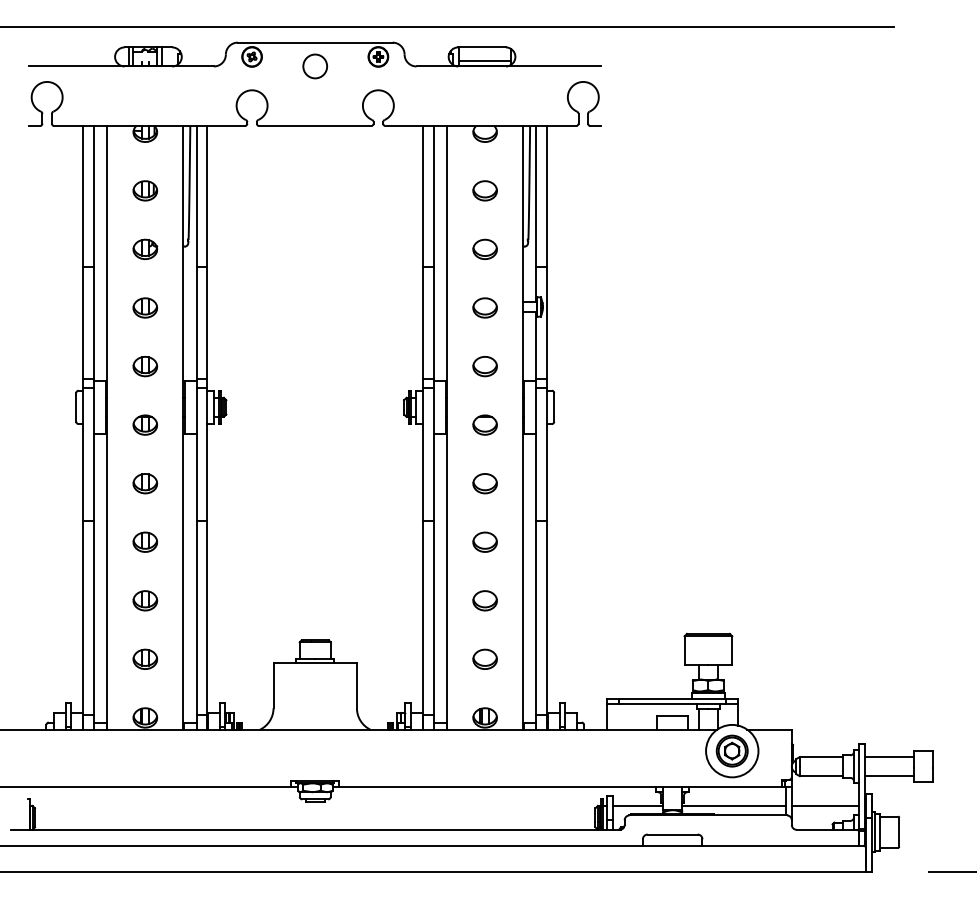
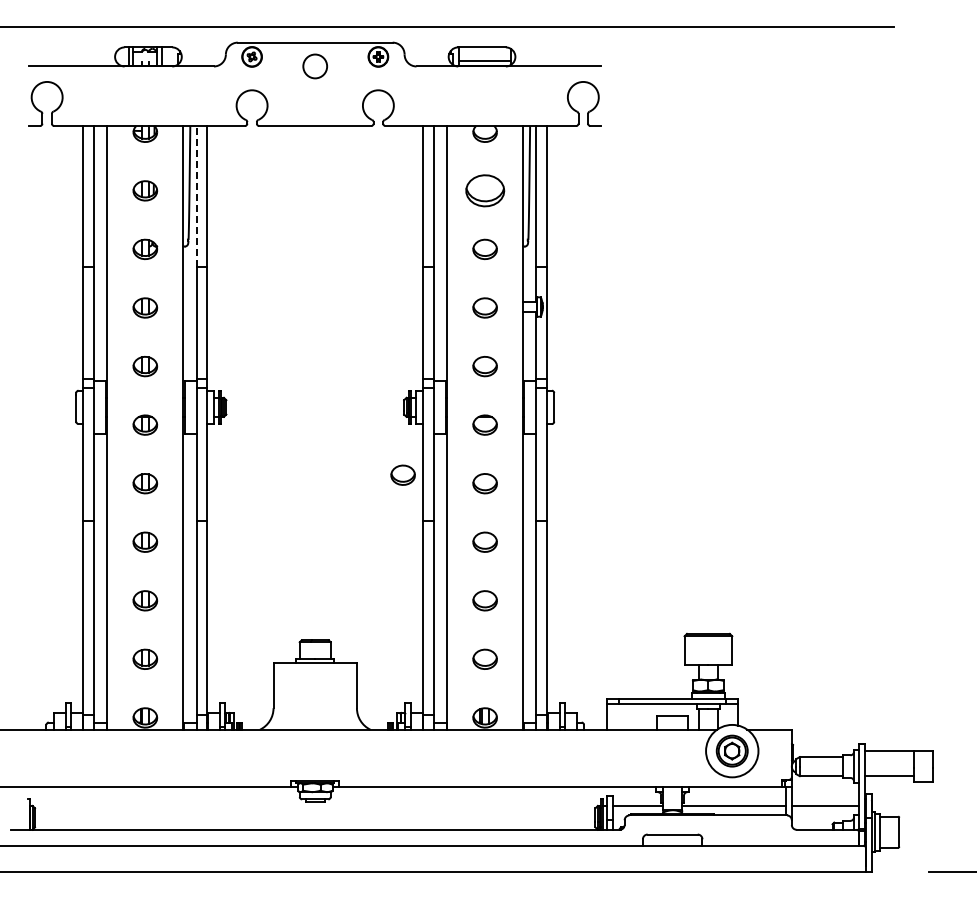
part size: 26x22 px -> 41x34 px (485, 190)
line: solid -> dashed (196, 196)
part: none -> present (402, 474)
line position: (889, 757) -> (889, 751) (889, 751)
